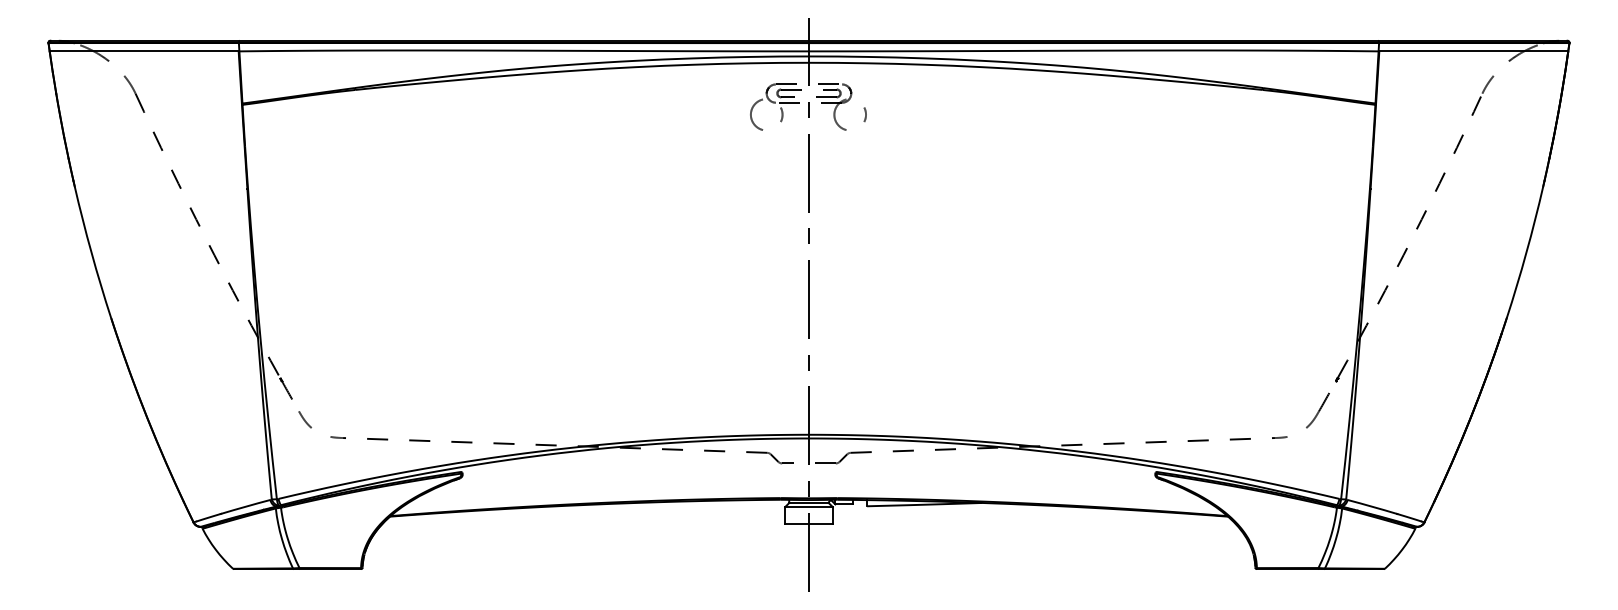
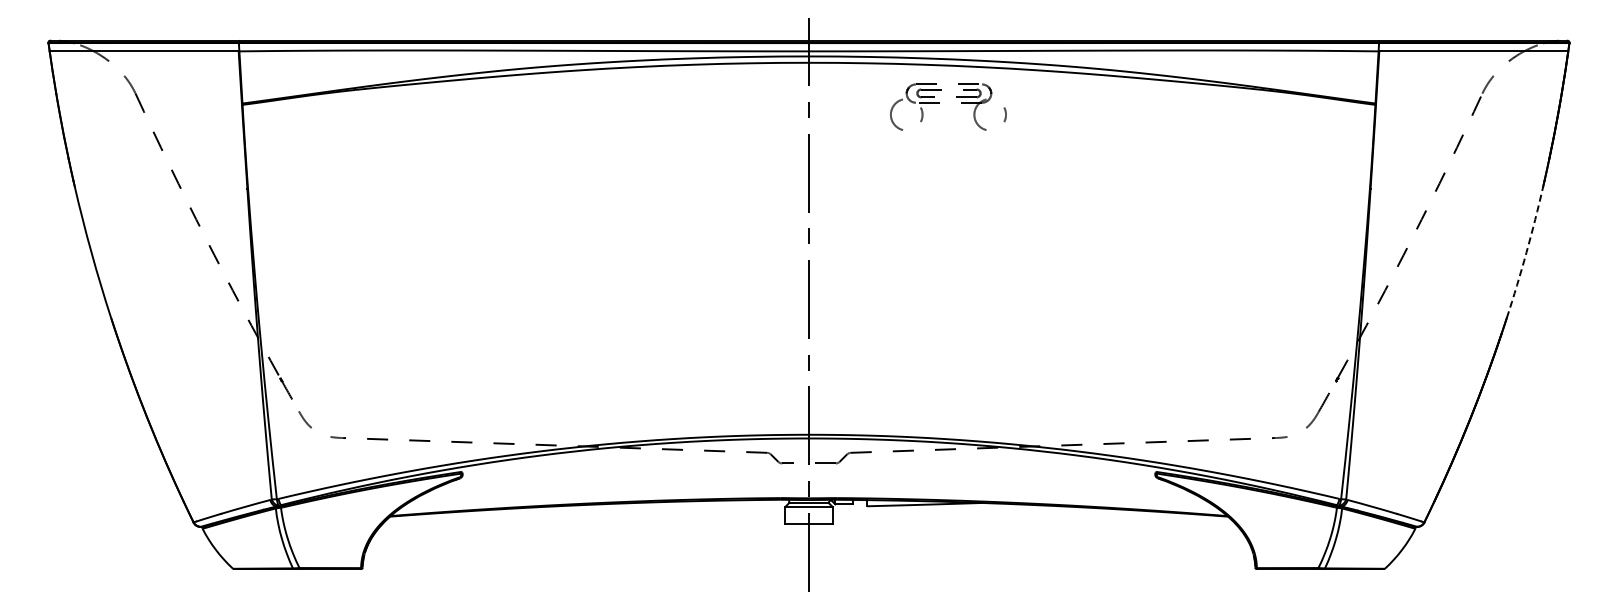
part position: (799, 103) -> (939, 103) (939, 103)
arc: solid -> dashed (1526, 252)
